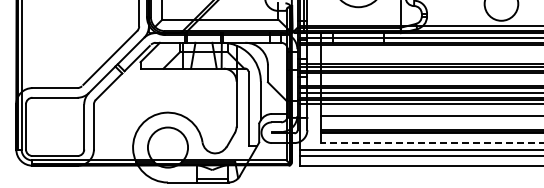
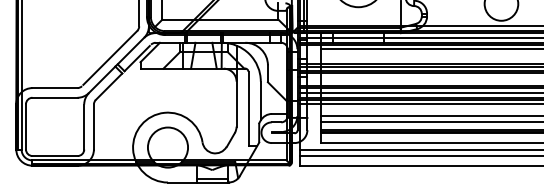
line: none -> present (430, 49)
line: none -> present (430, 122)
line: dashed -> solid (432, 143)
